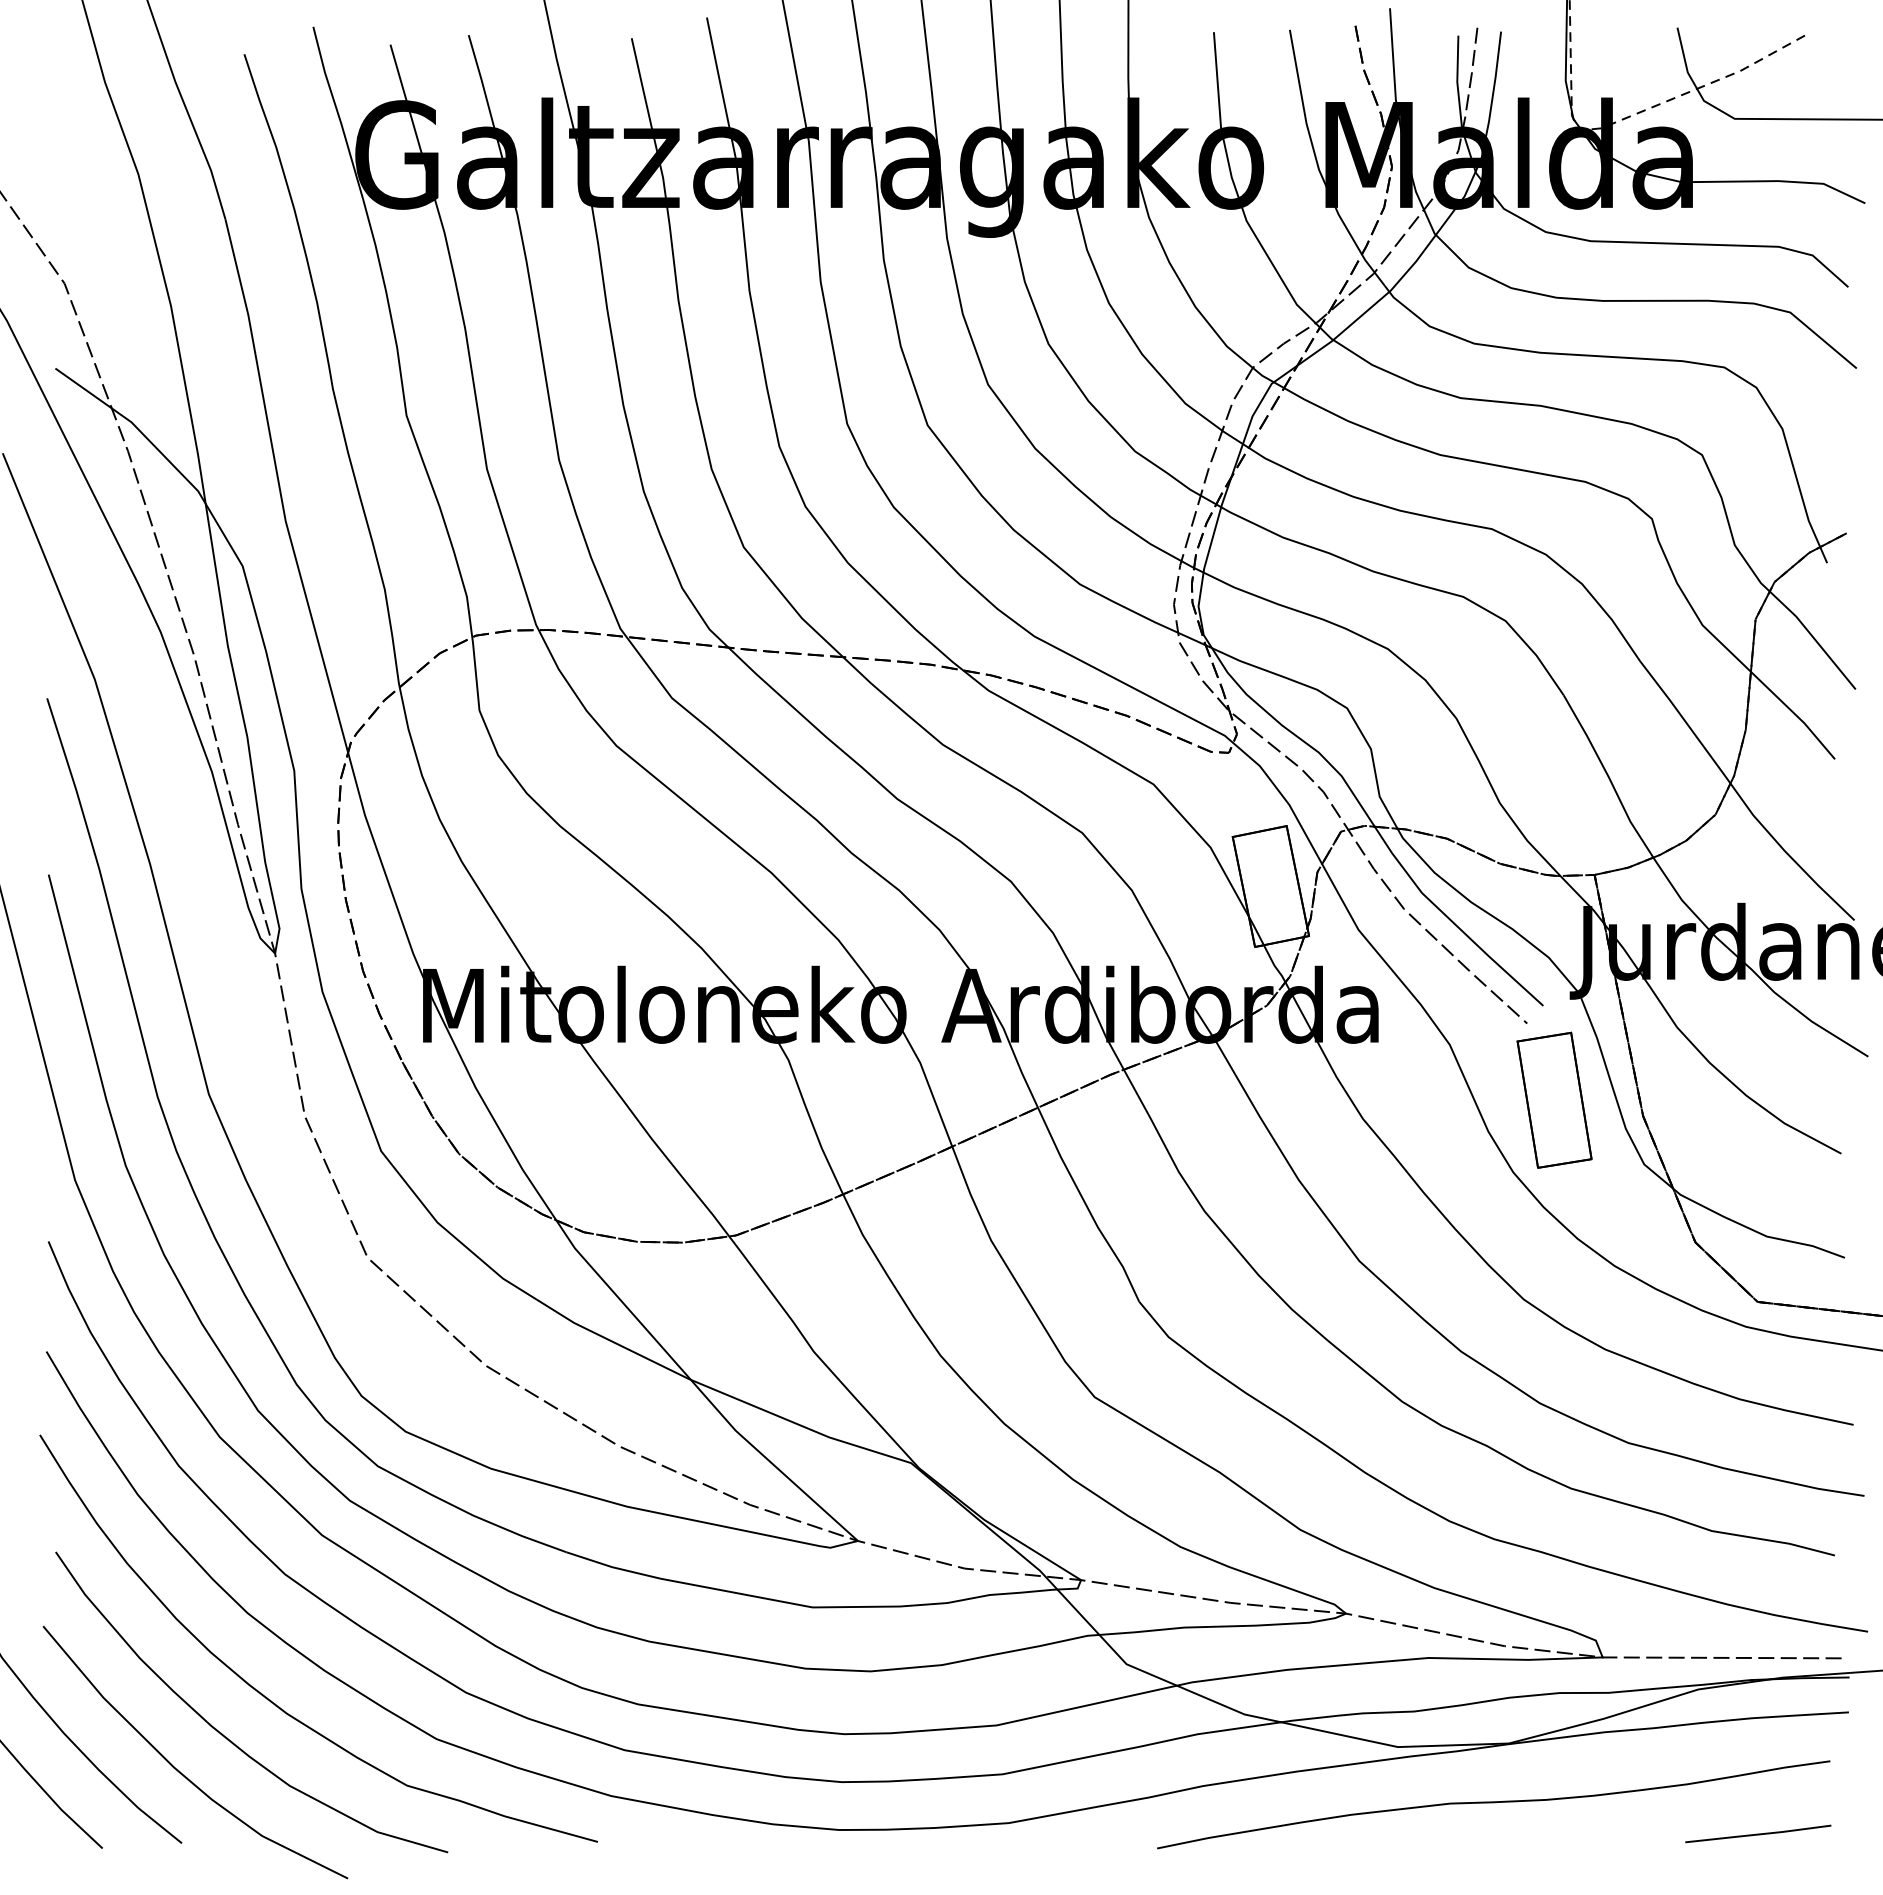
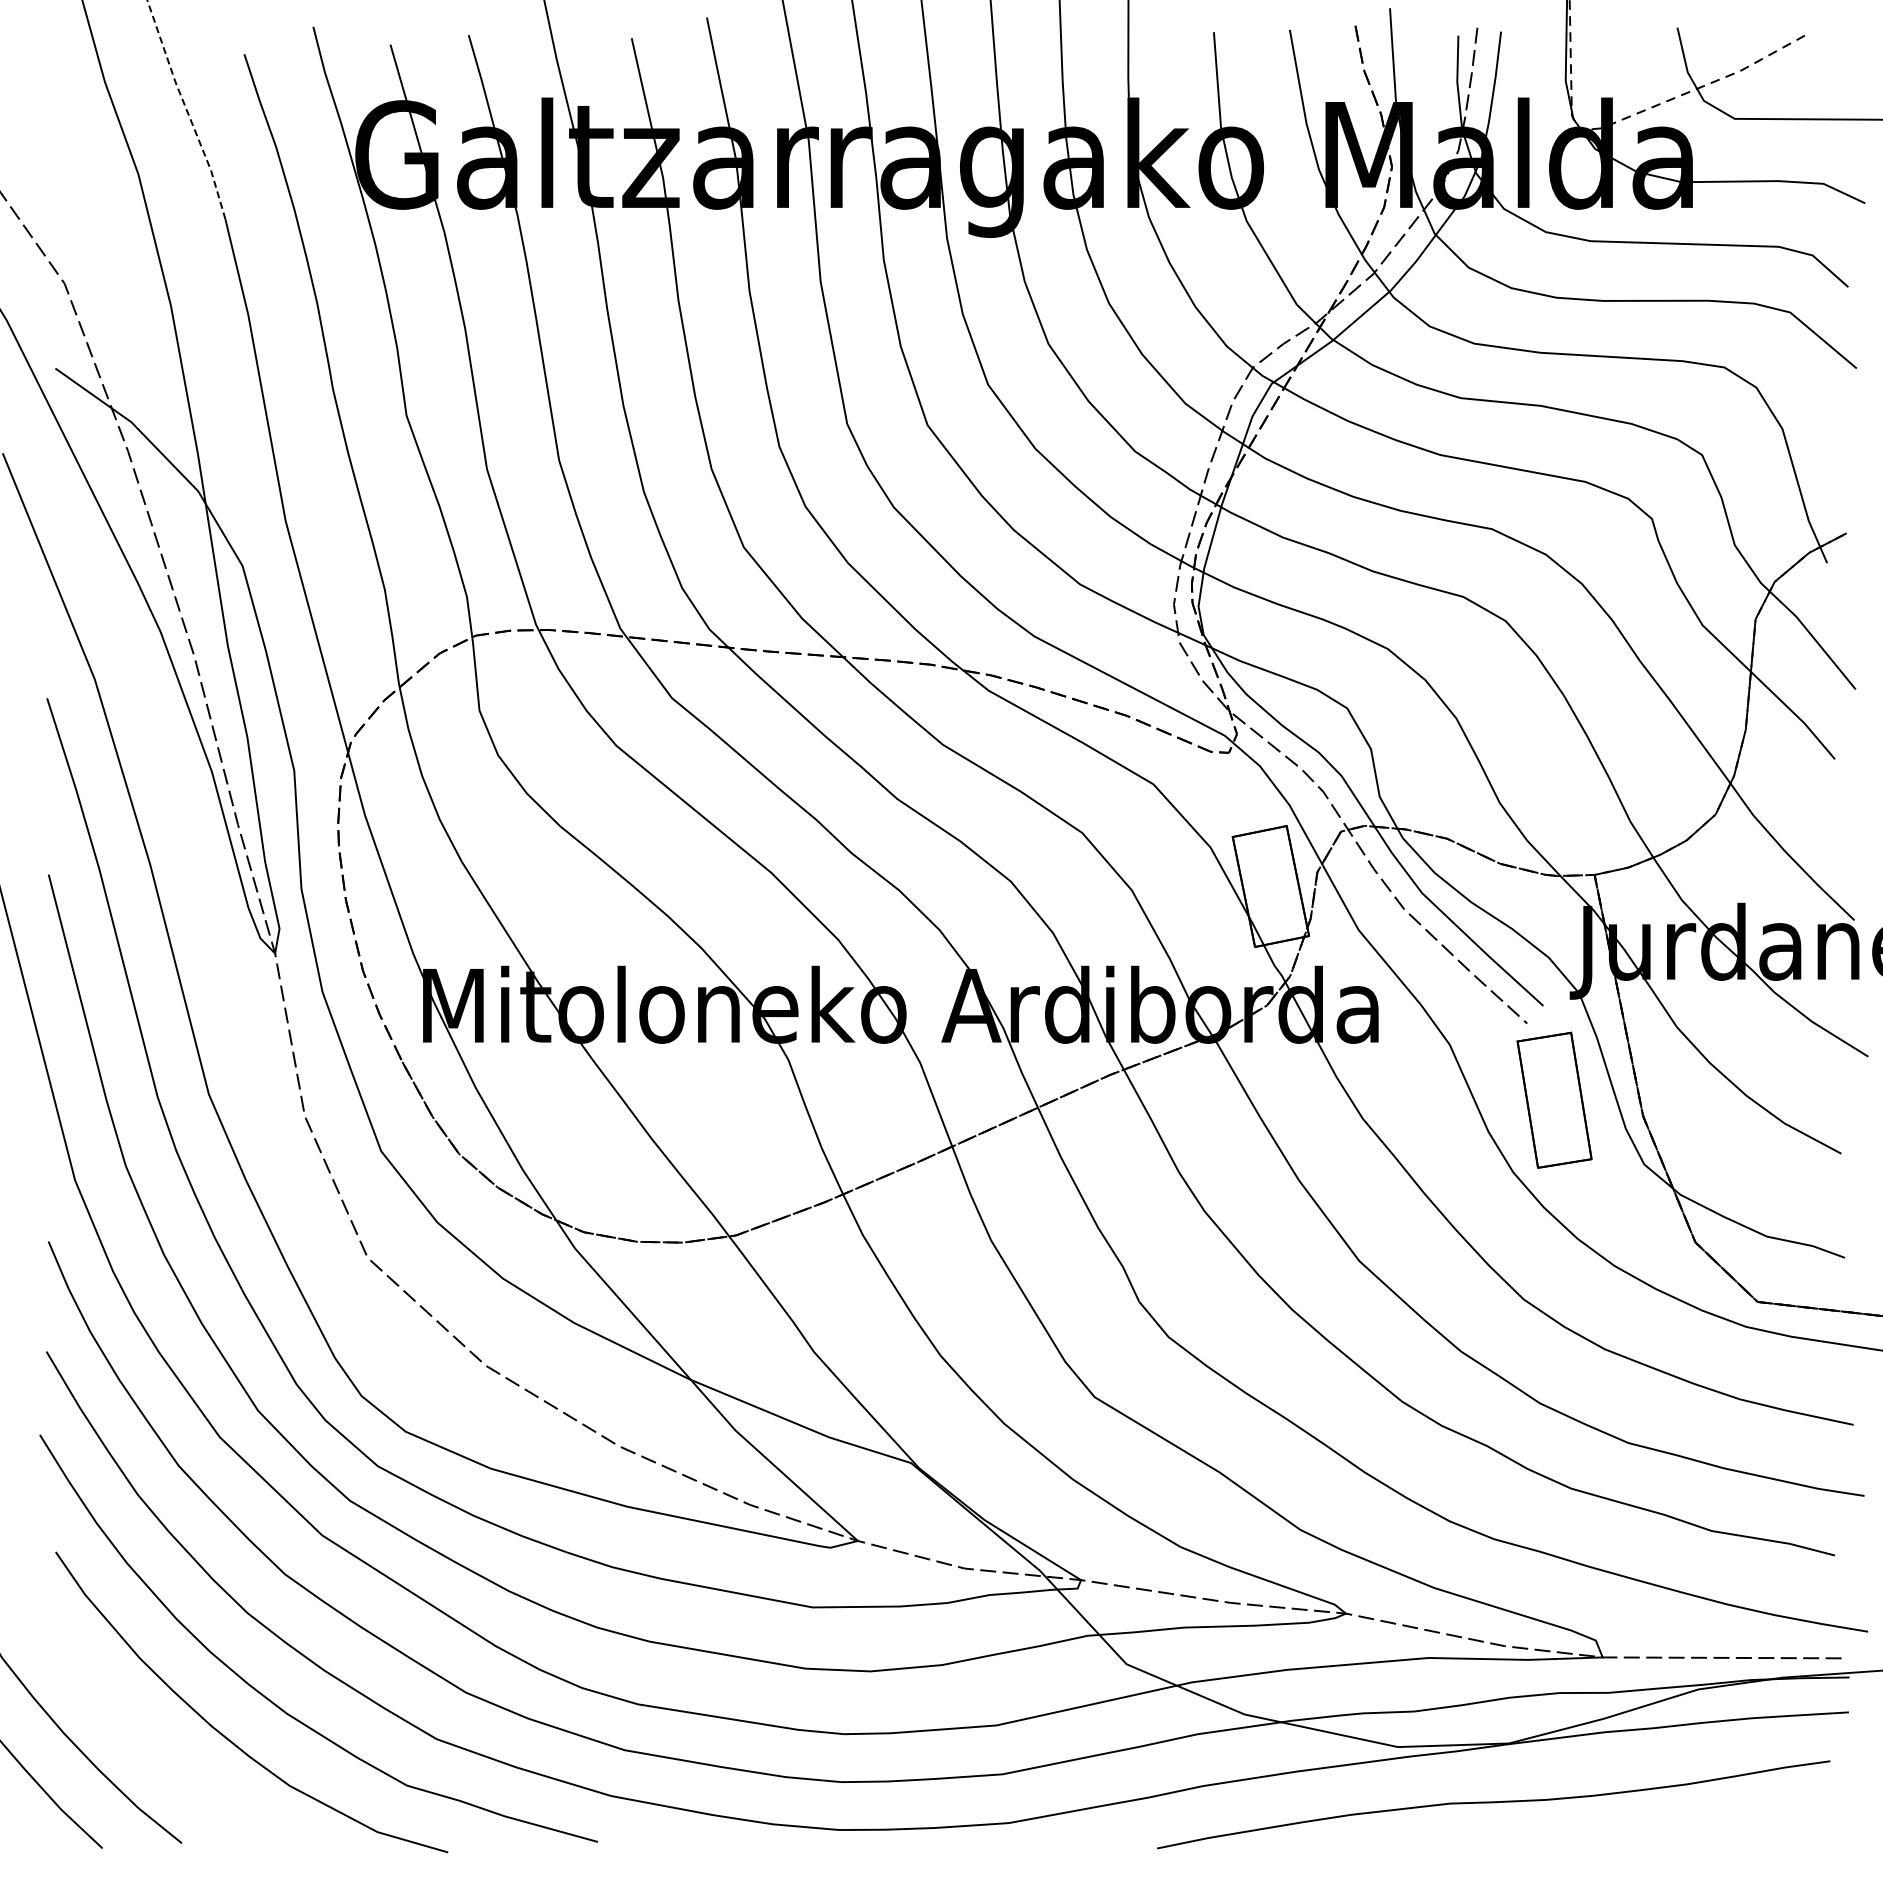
line: solid -> dashed (186, 109)
curve: present -> none (179, 1770)
line: present -> none (1758, 1833)
